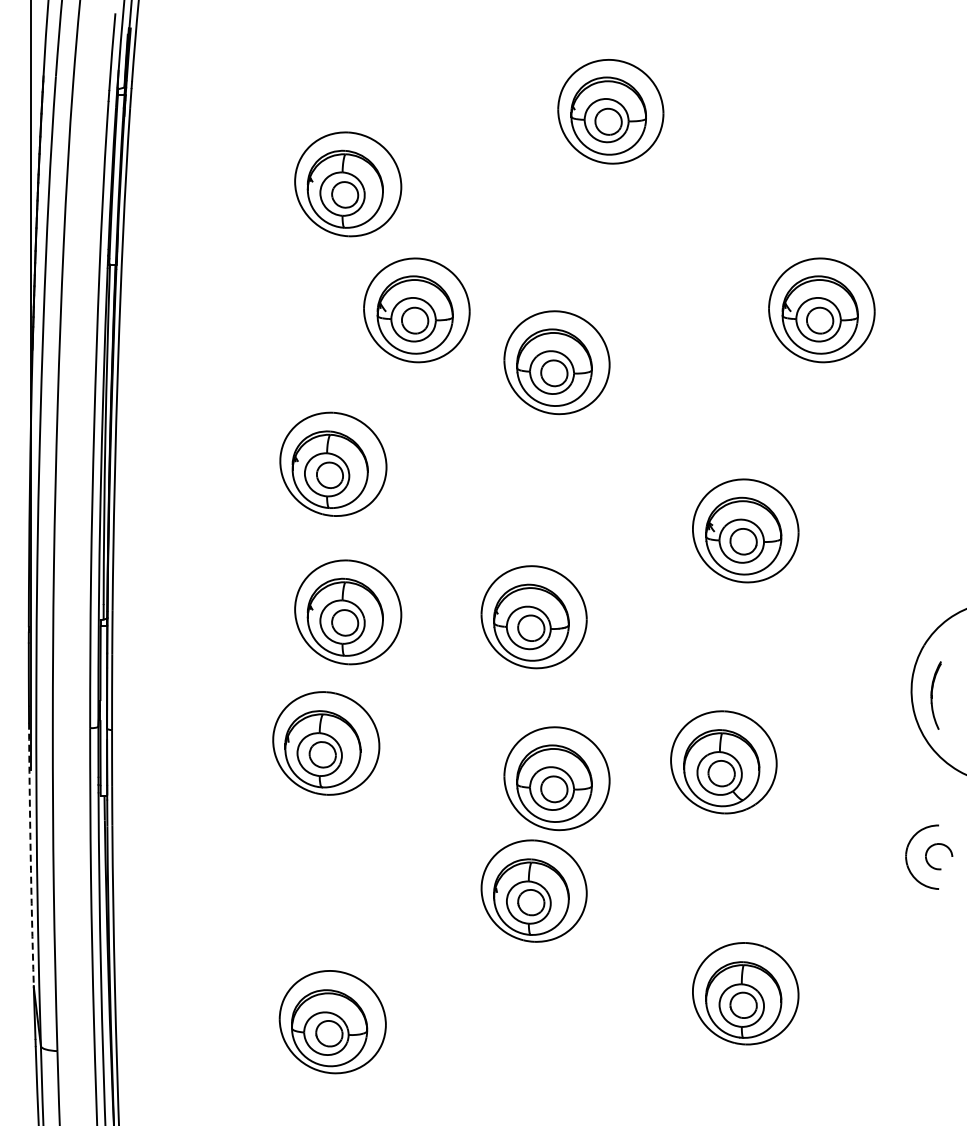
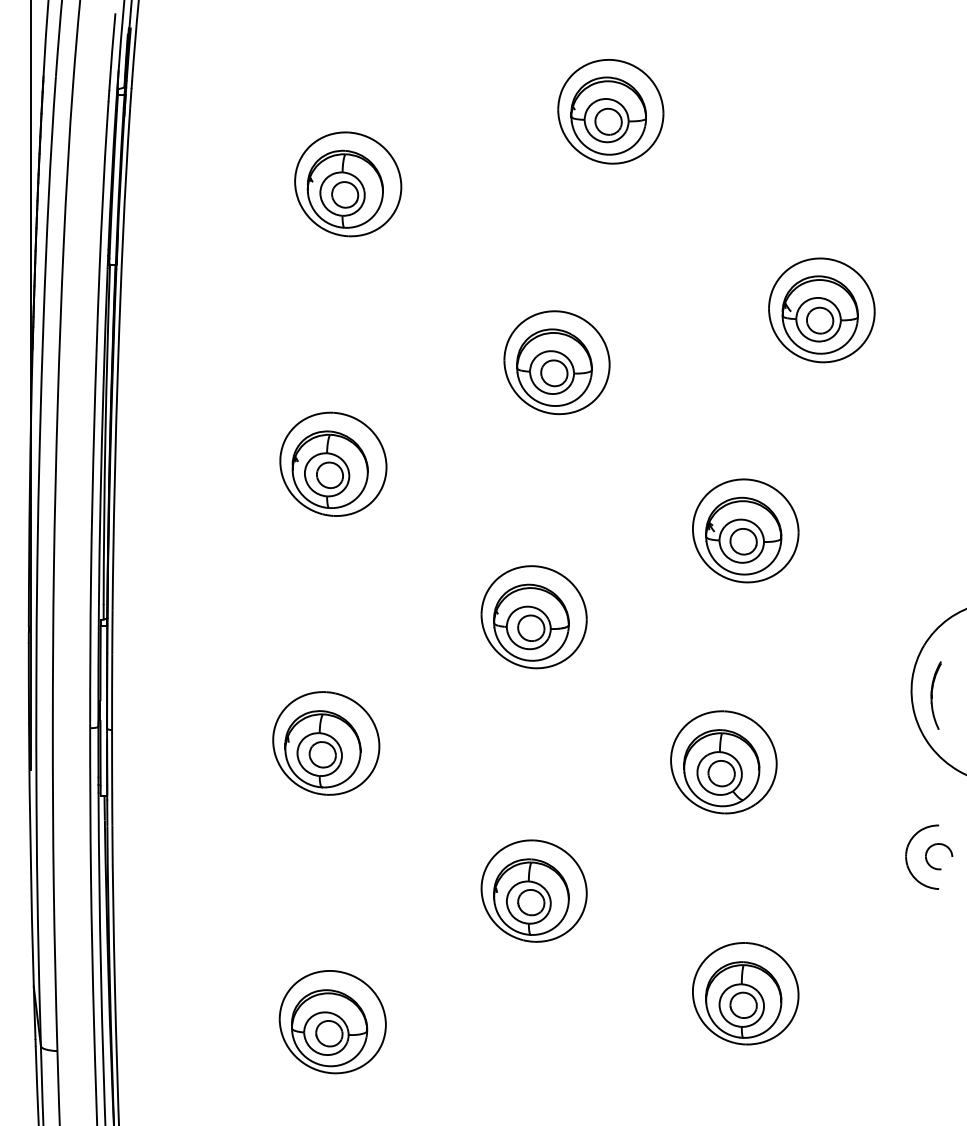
part: present -> none (416, 310)
part: present -> none (348, 612)
part: present -> none (556, 778)
arc: dashed -> solid (30, 854)
